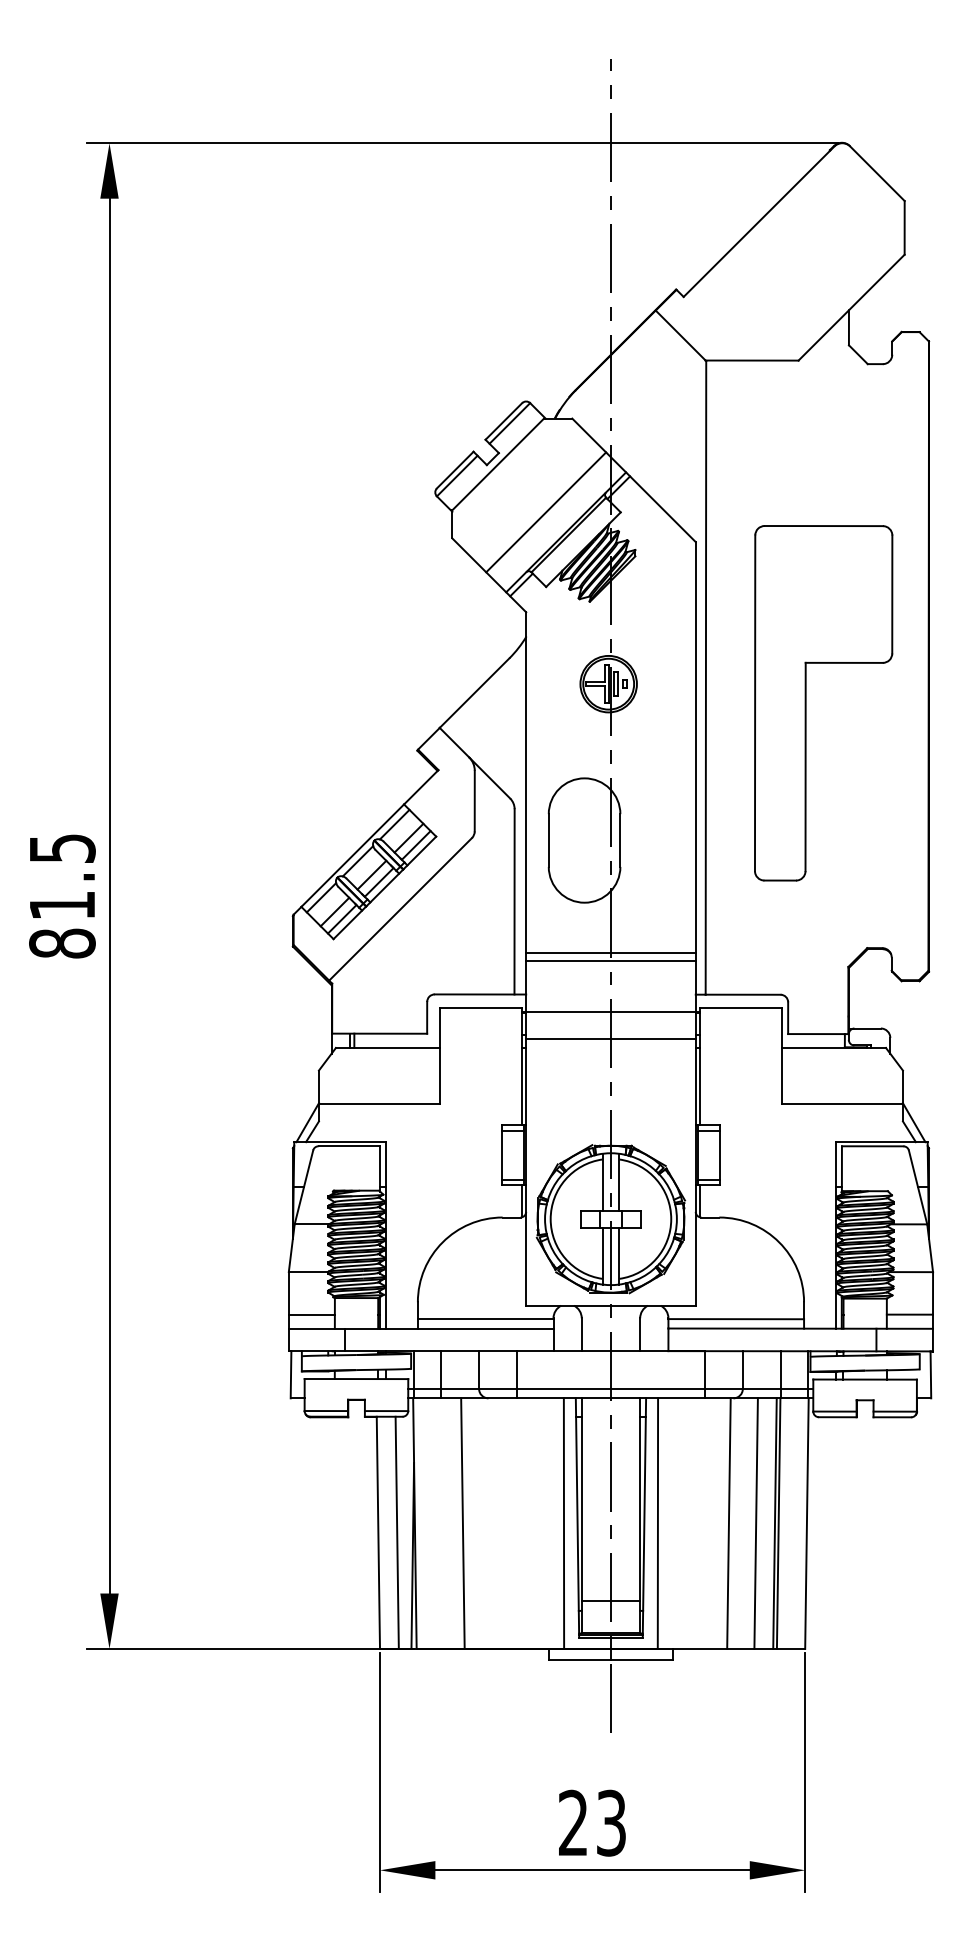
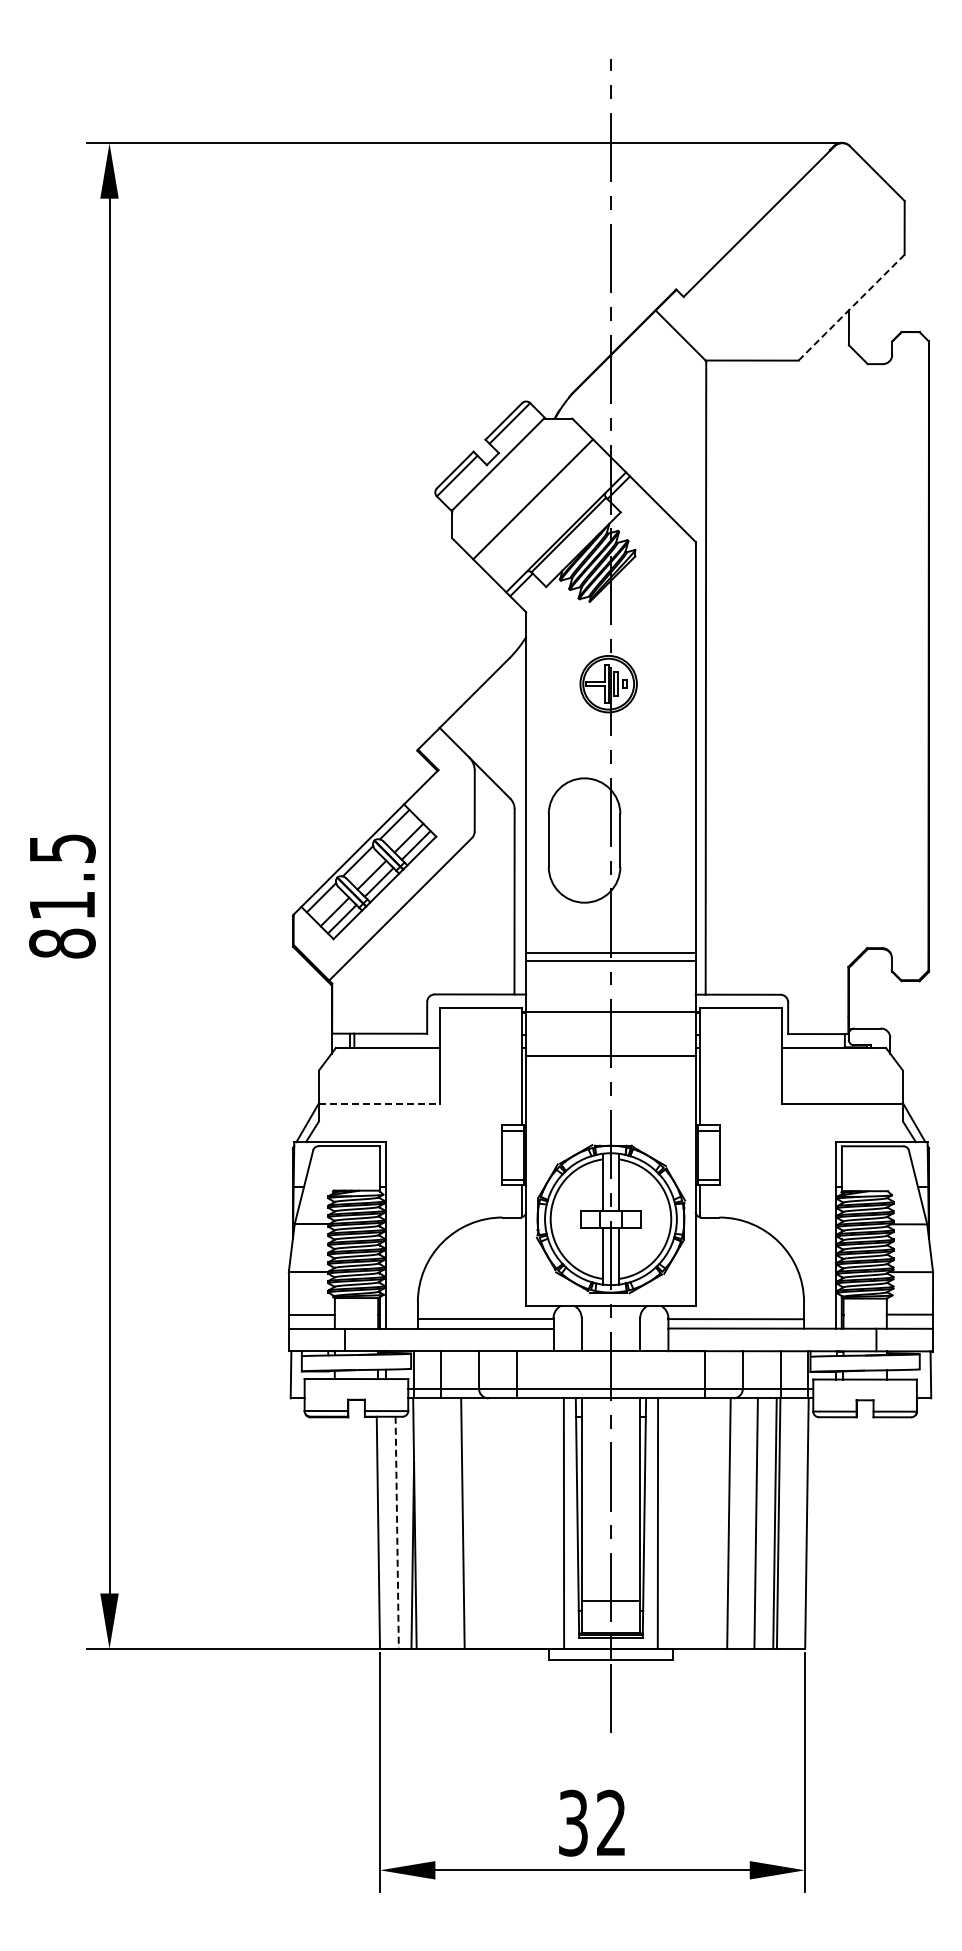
line: solid -> dashed (851, 307)
line position: (546, 512) -> (533, 499) (533, 499)
part: present -> none (806, 703)
line position: (610, 1038) -> (610, 1055) (610, 1055)
line: solid -> dashed (379, 1104)
line: solid -> dashed (397, 1533)
text: 23 -> 32 (592, 1823)
